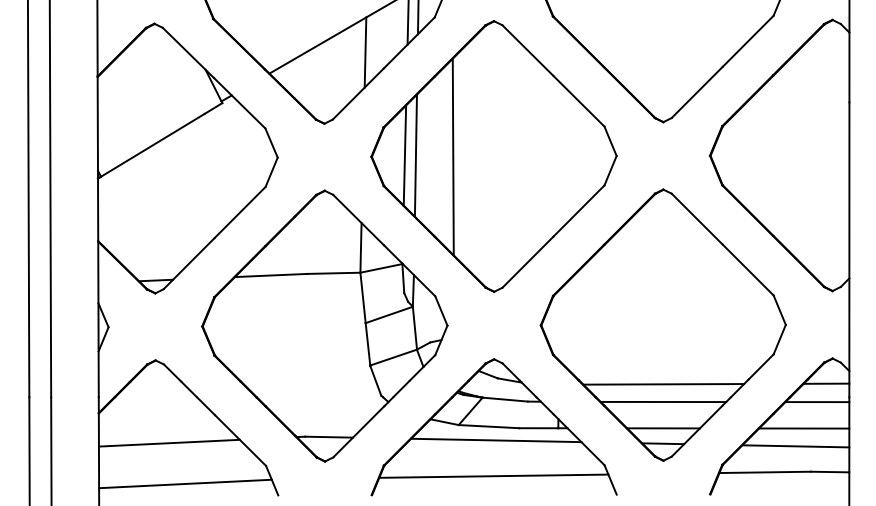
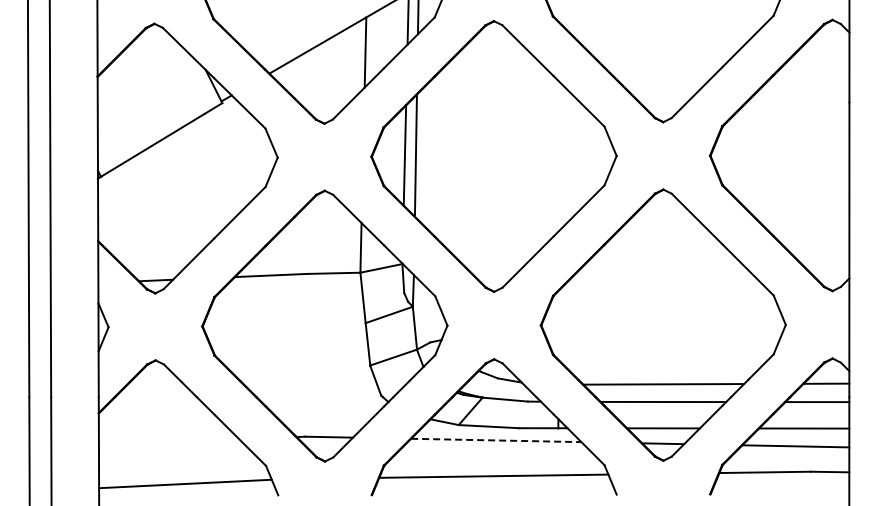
line: present -> none (452, 156)
line: solid -> dashed (496, 440)
line: present -> none (168, 442)
